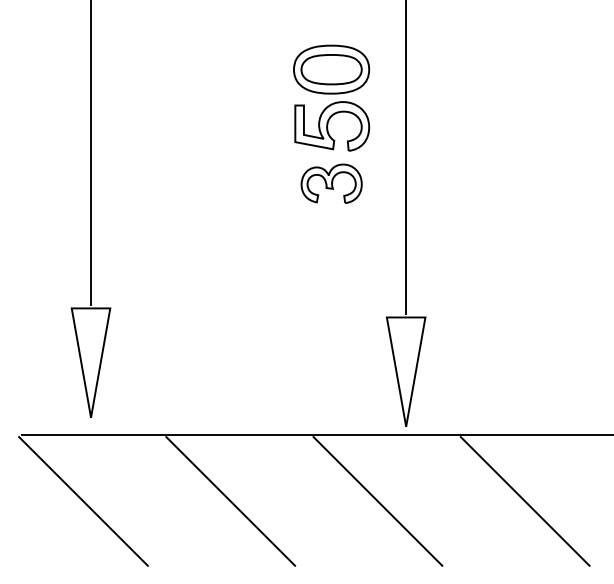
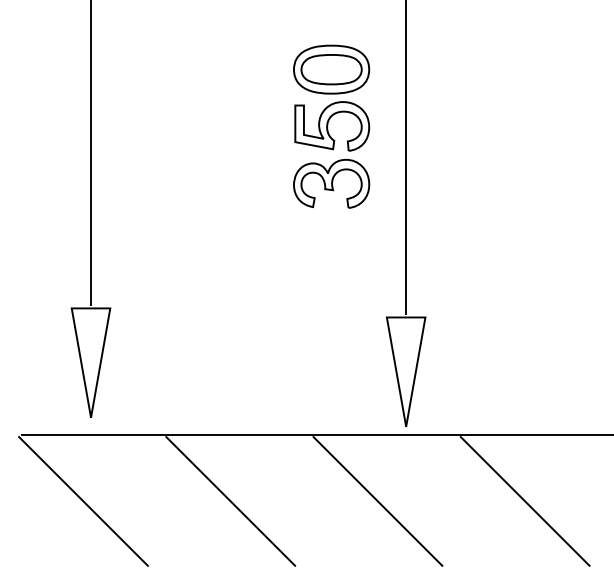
part size: 63x41 px -> 78x51 px (331, 183)
